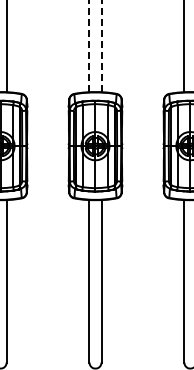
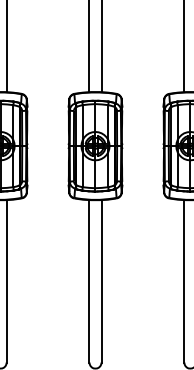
line: dashed -> solid (89, 46)
line: dashed -> solid (101, 46)
